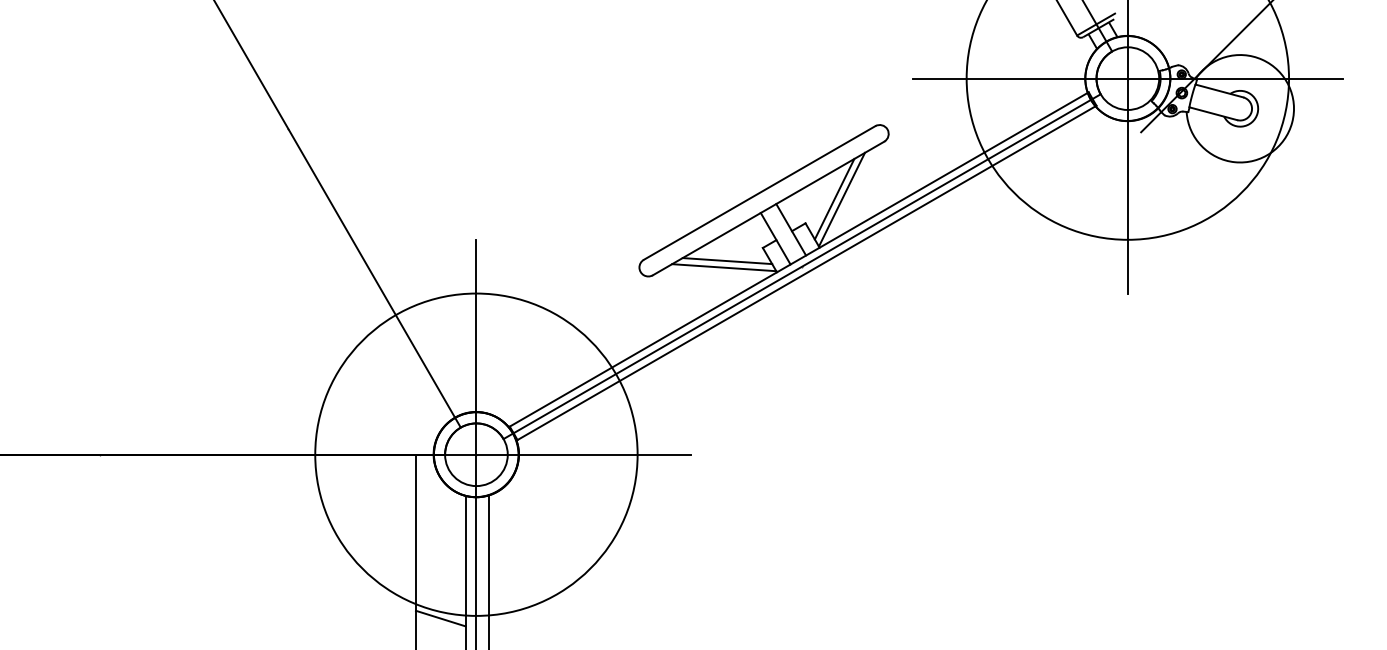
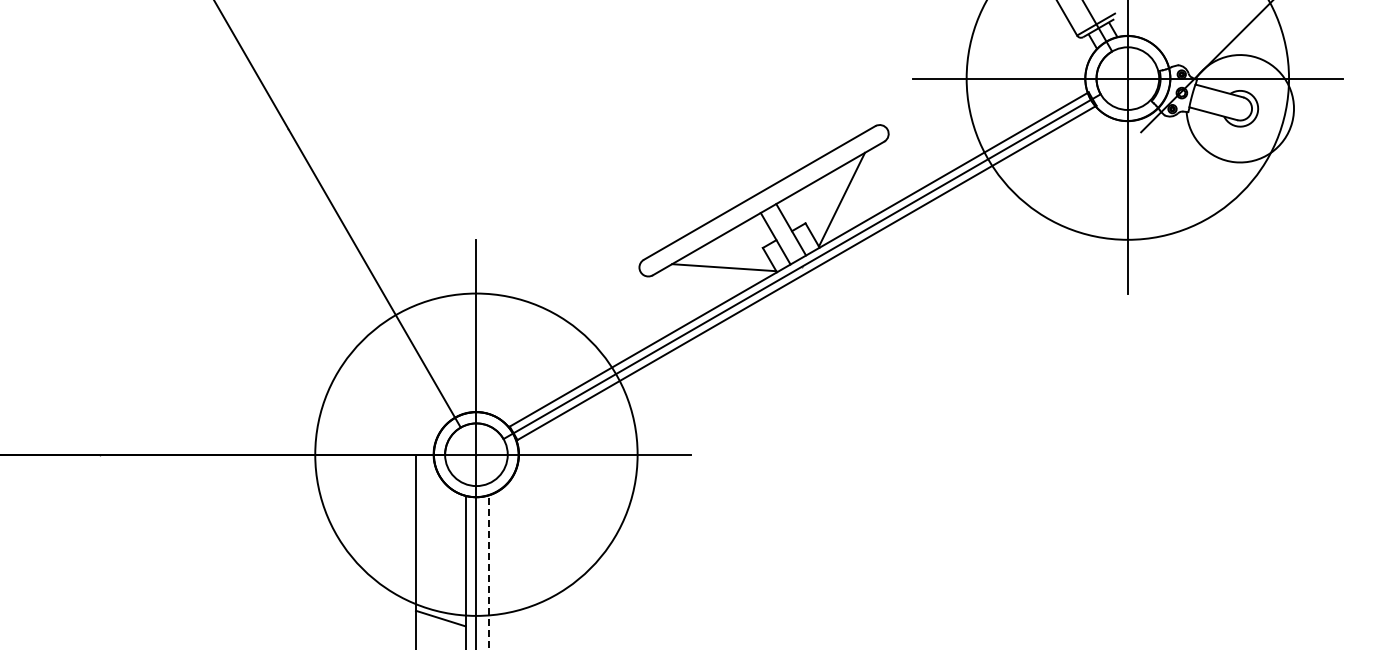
line: present -> none (834, 198)
line: present -> none (727, 261)
line: solid -> dashed (489, 572)
